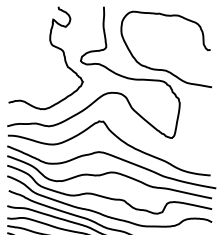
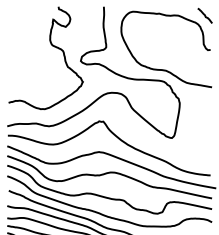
line: none -> present (204, 15)
